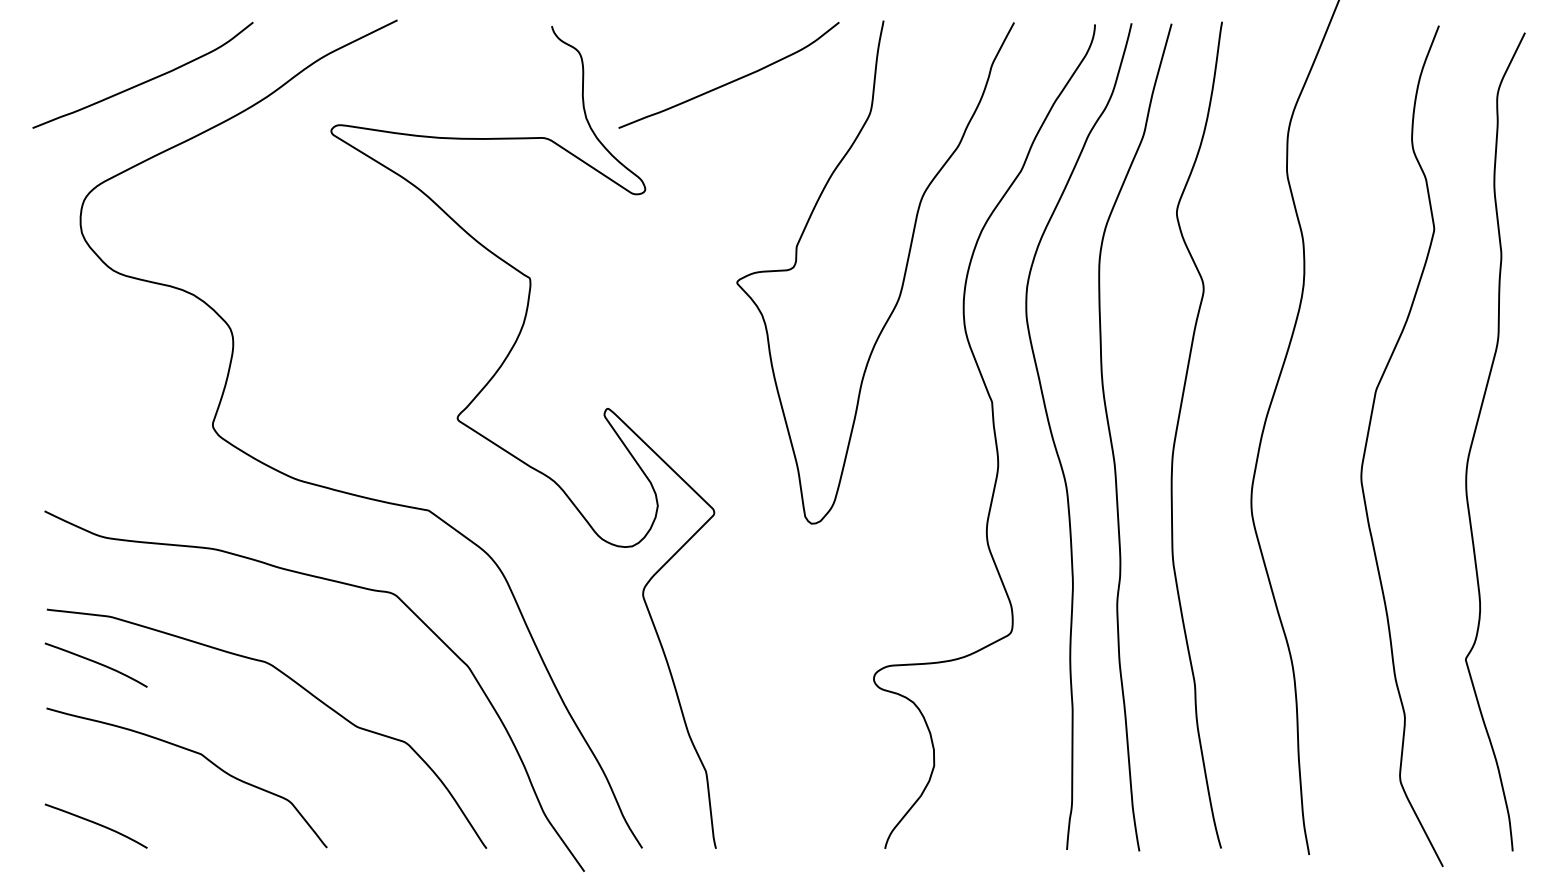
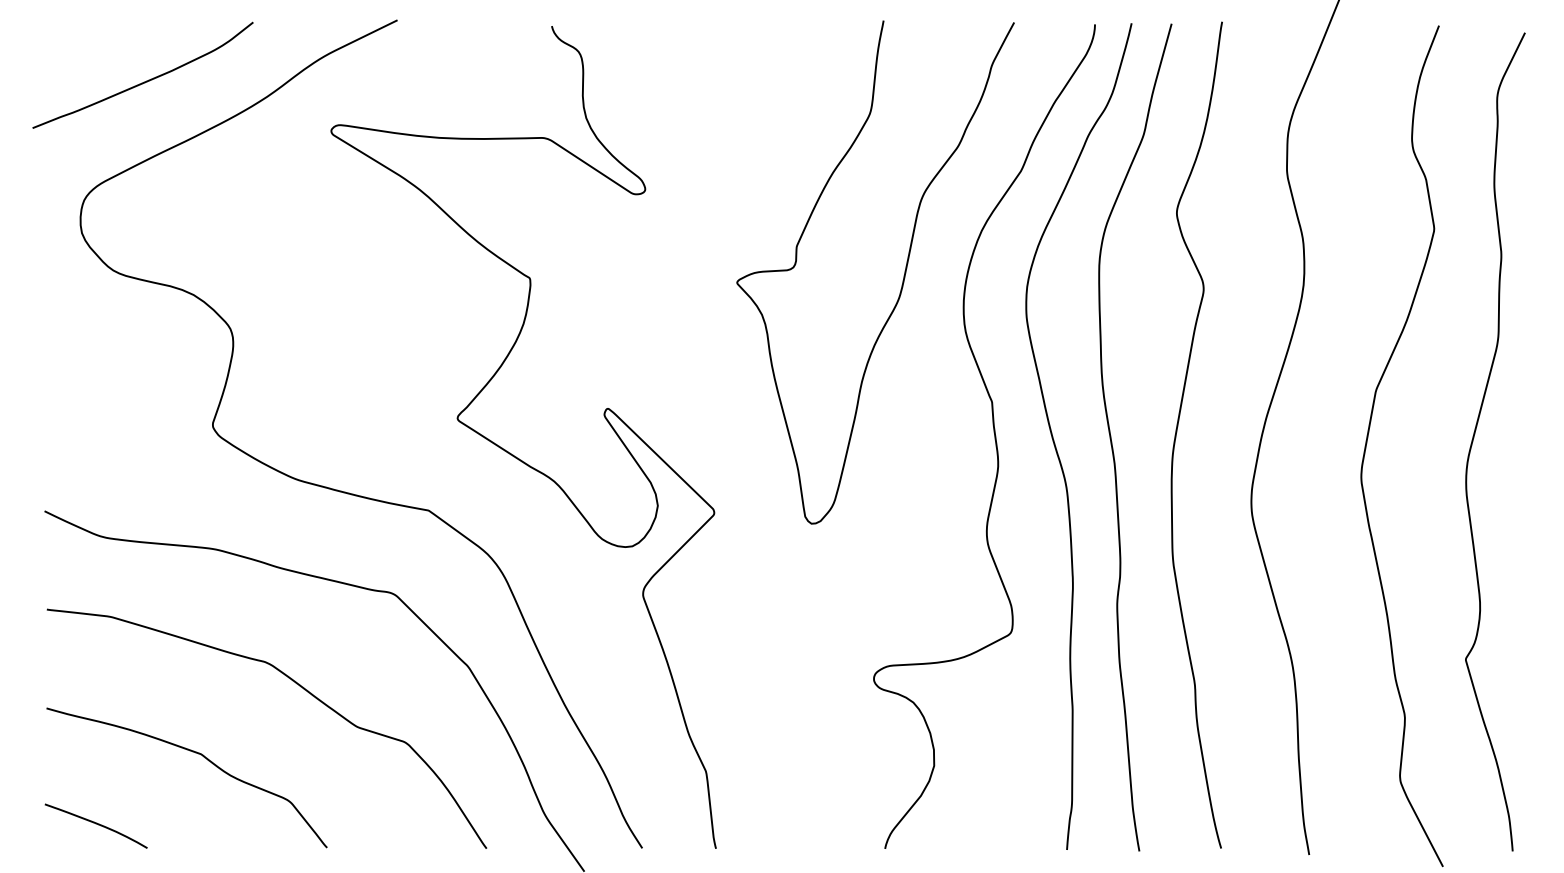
curve: present -> none (732, 80)
curve: present -> none (95, 663)
